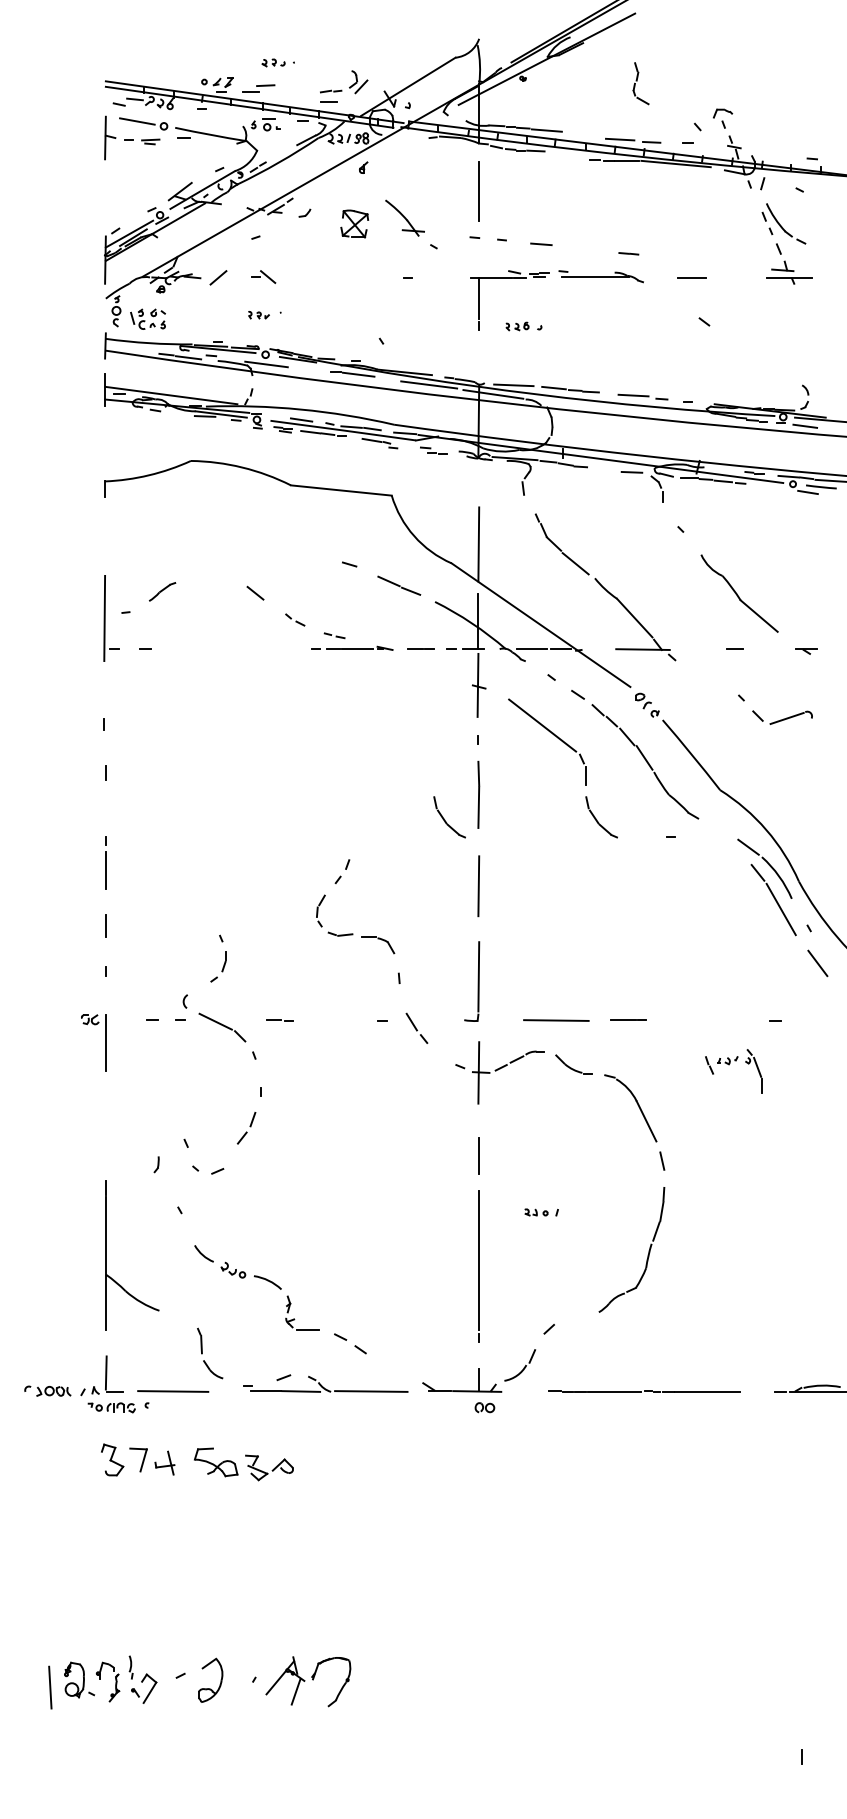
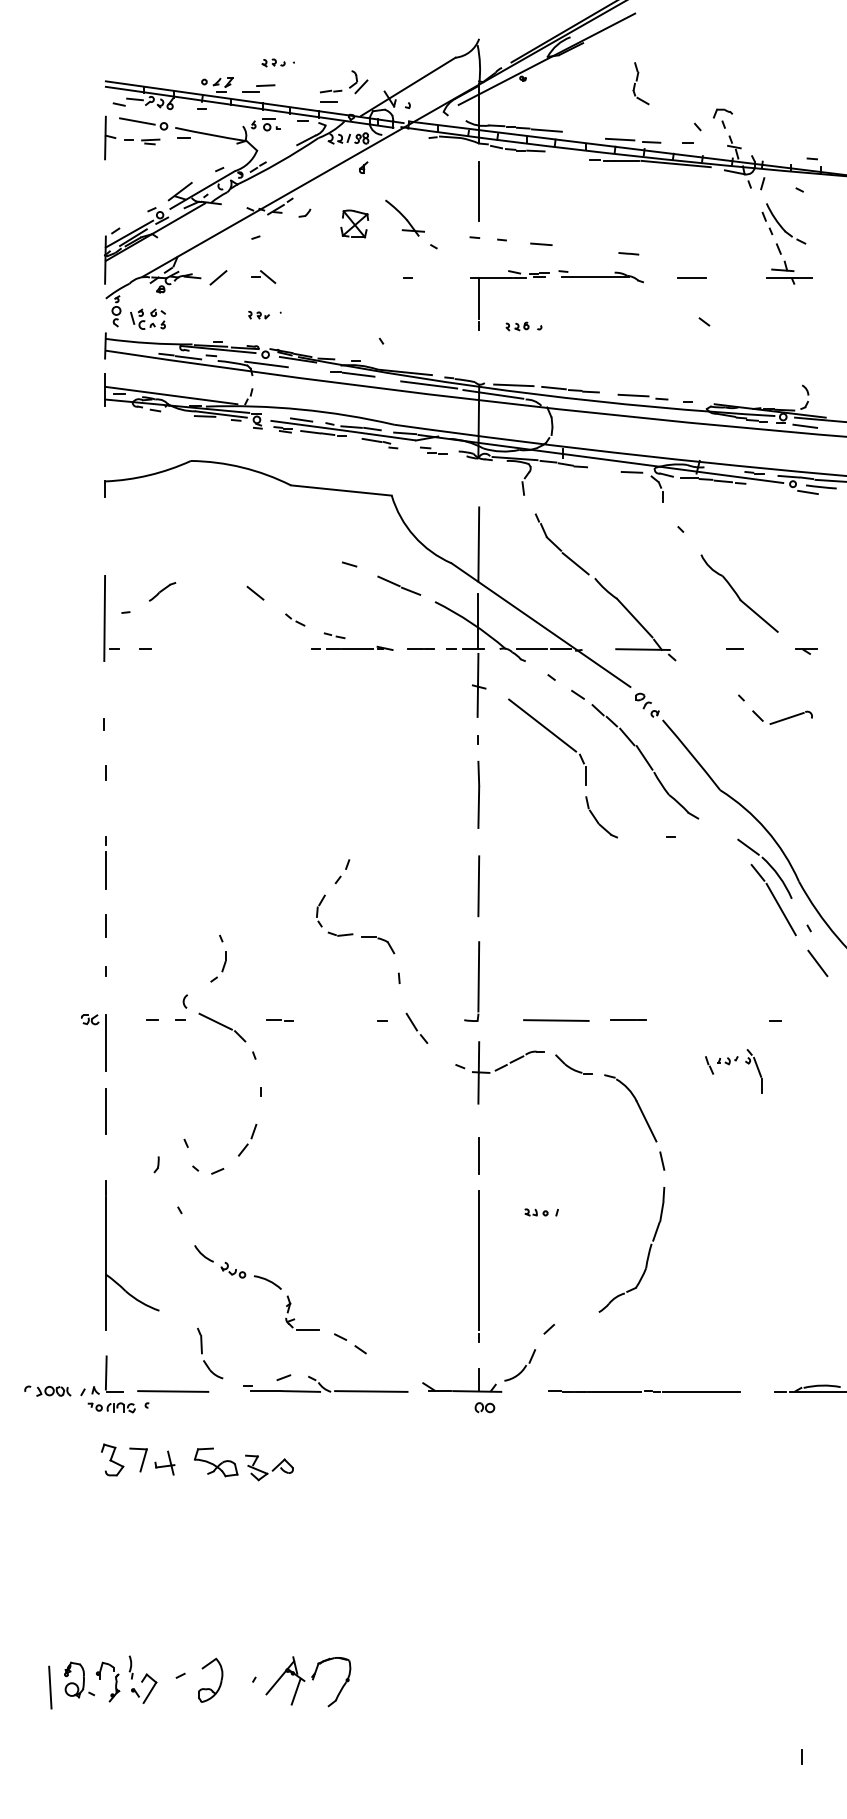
part: present -> none (449, 817)
line: none -> present (105, 1111)
part position: (246, 1128) -> (247, 1140) (247, 1140)
